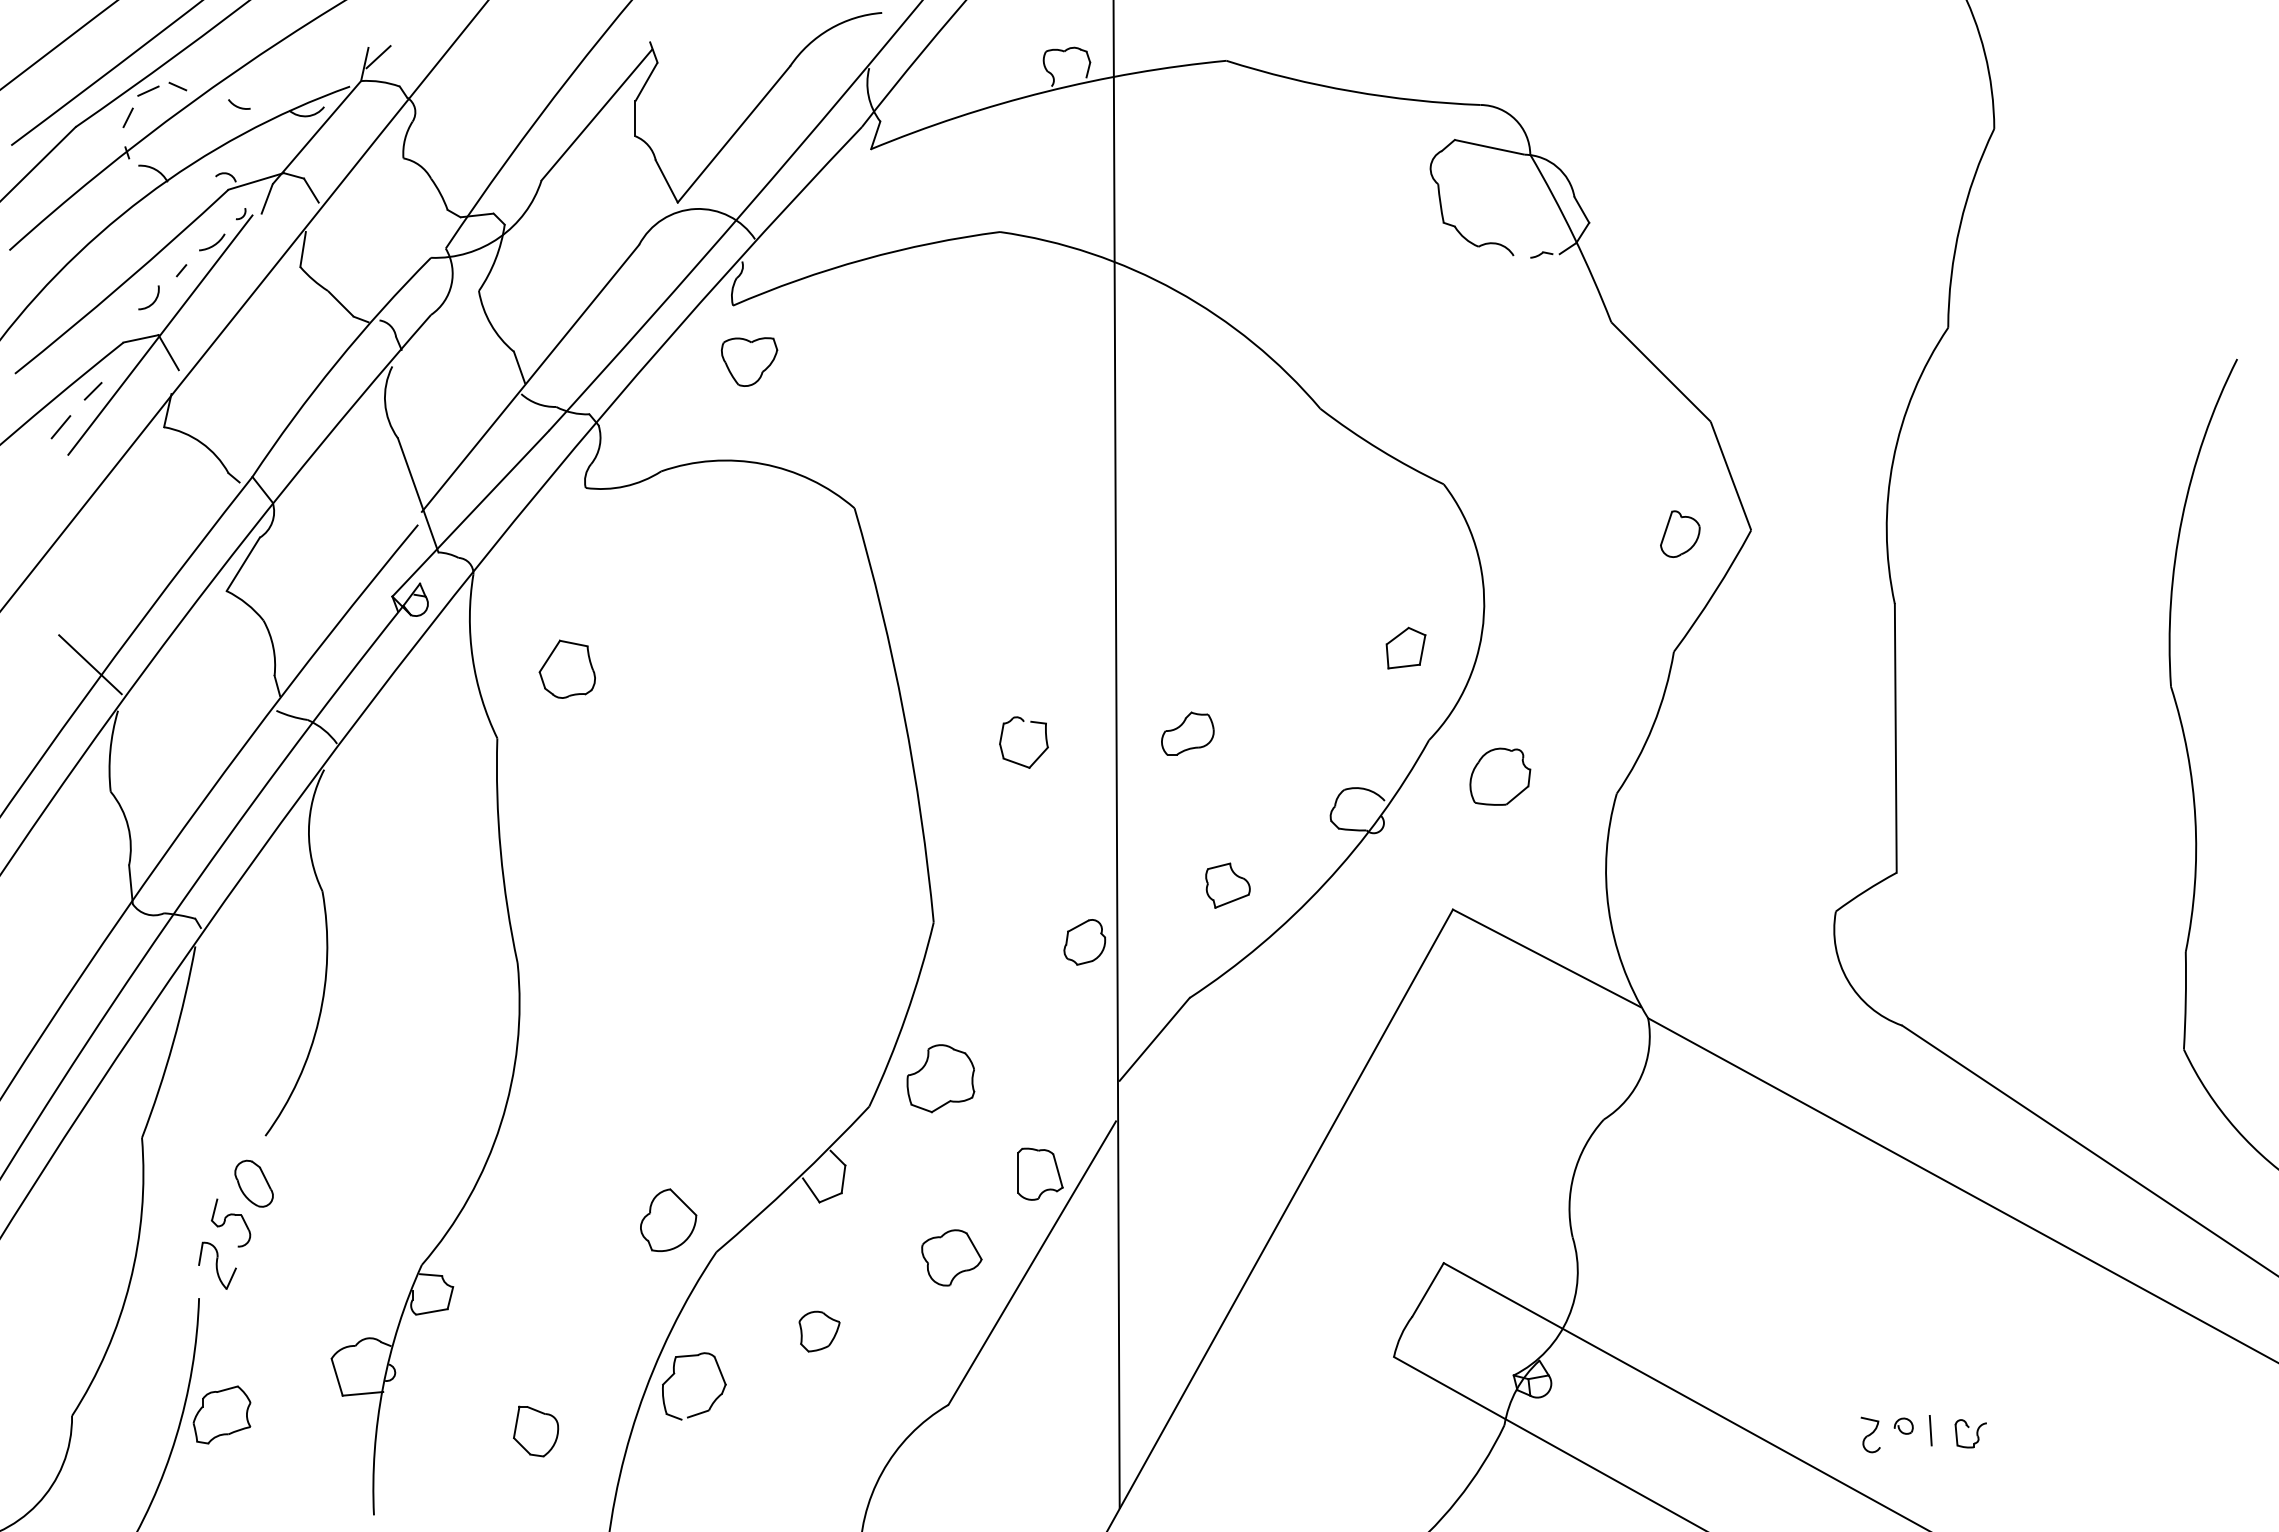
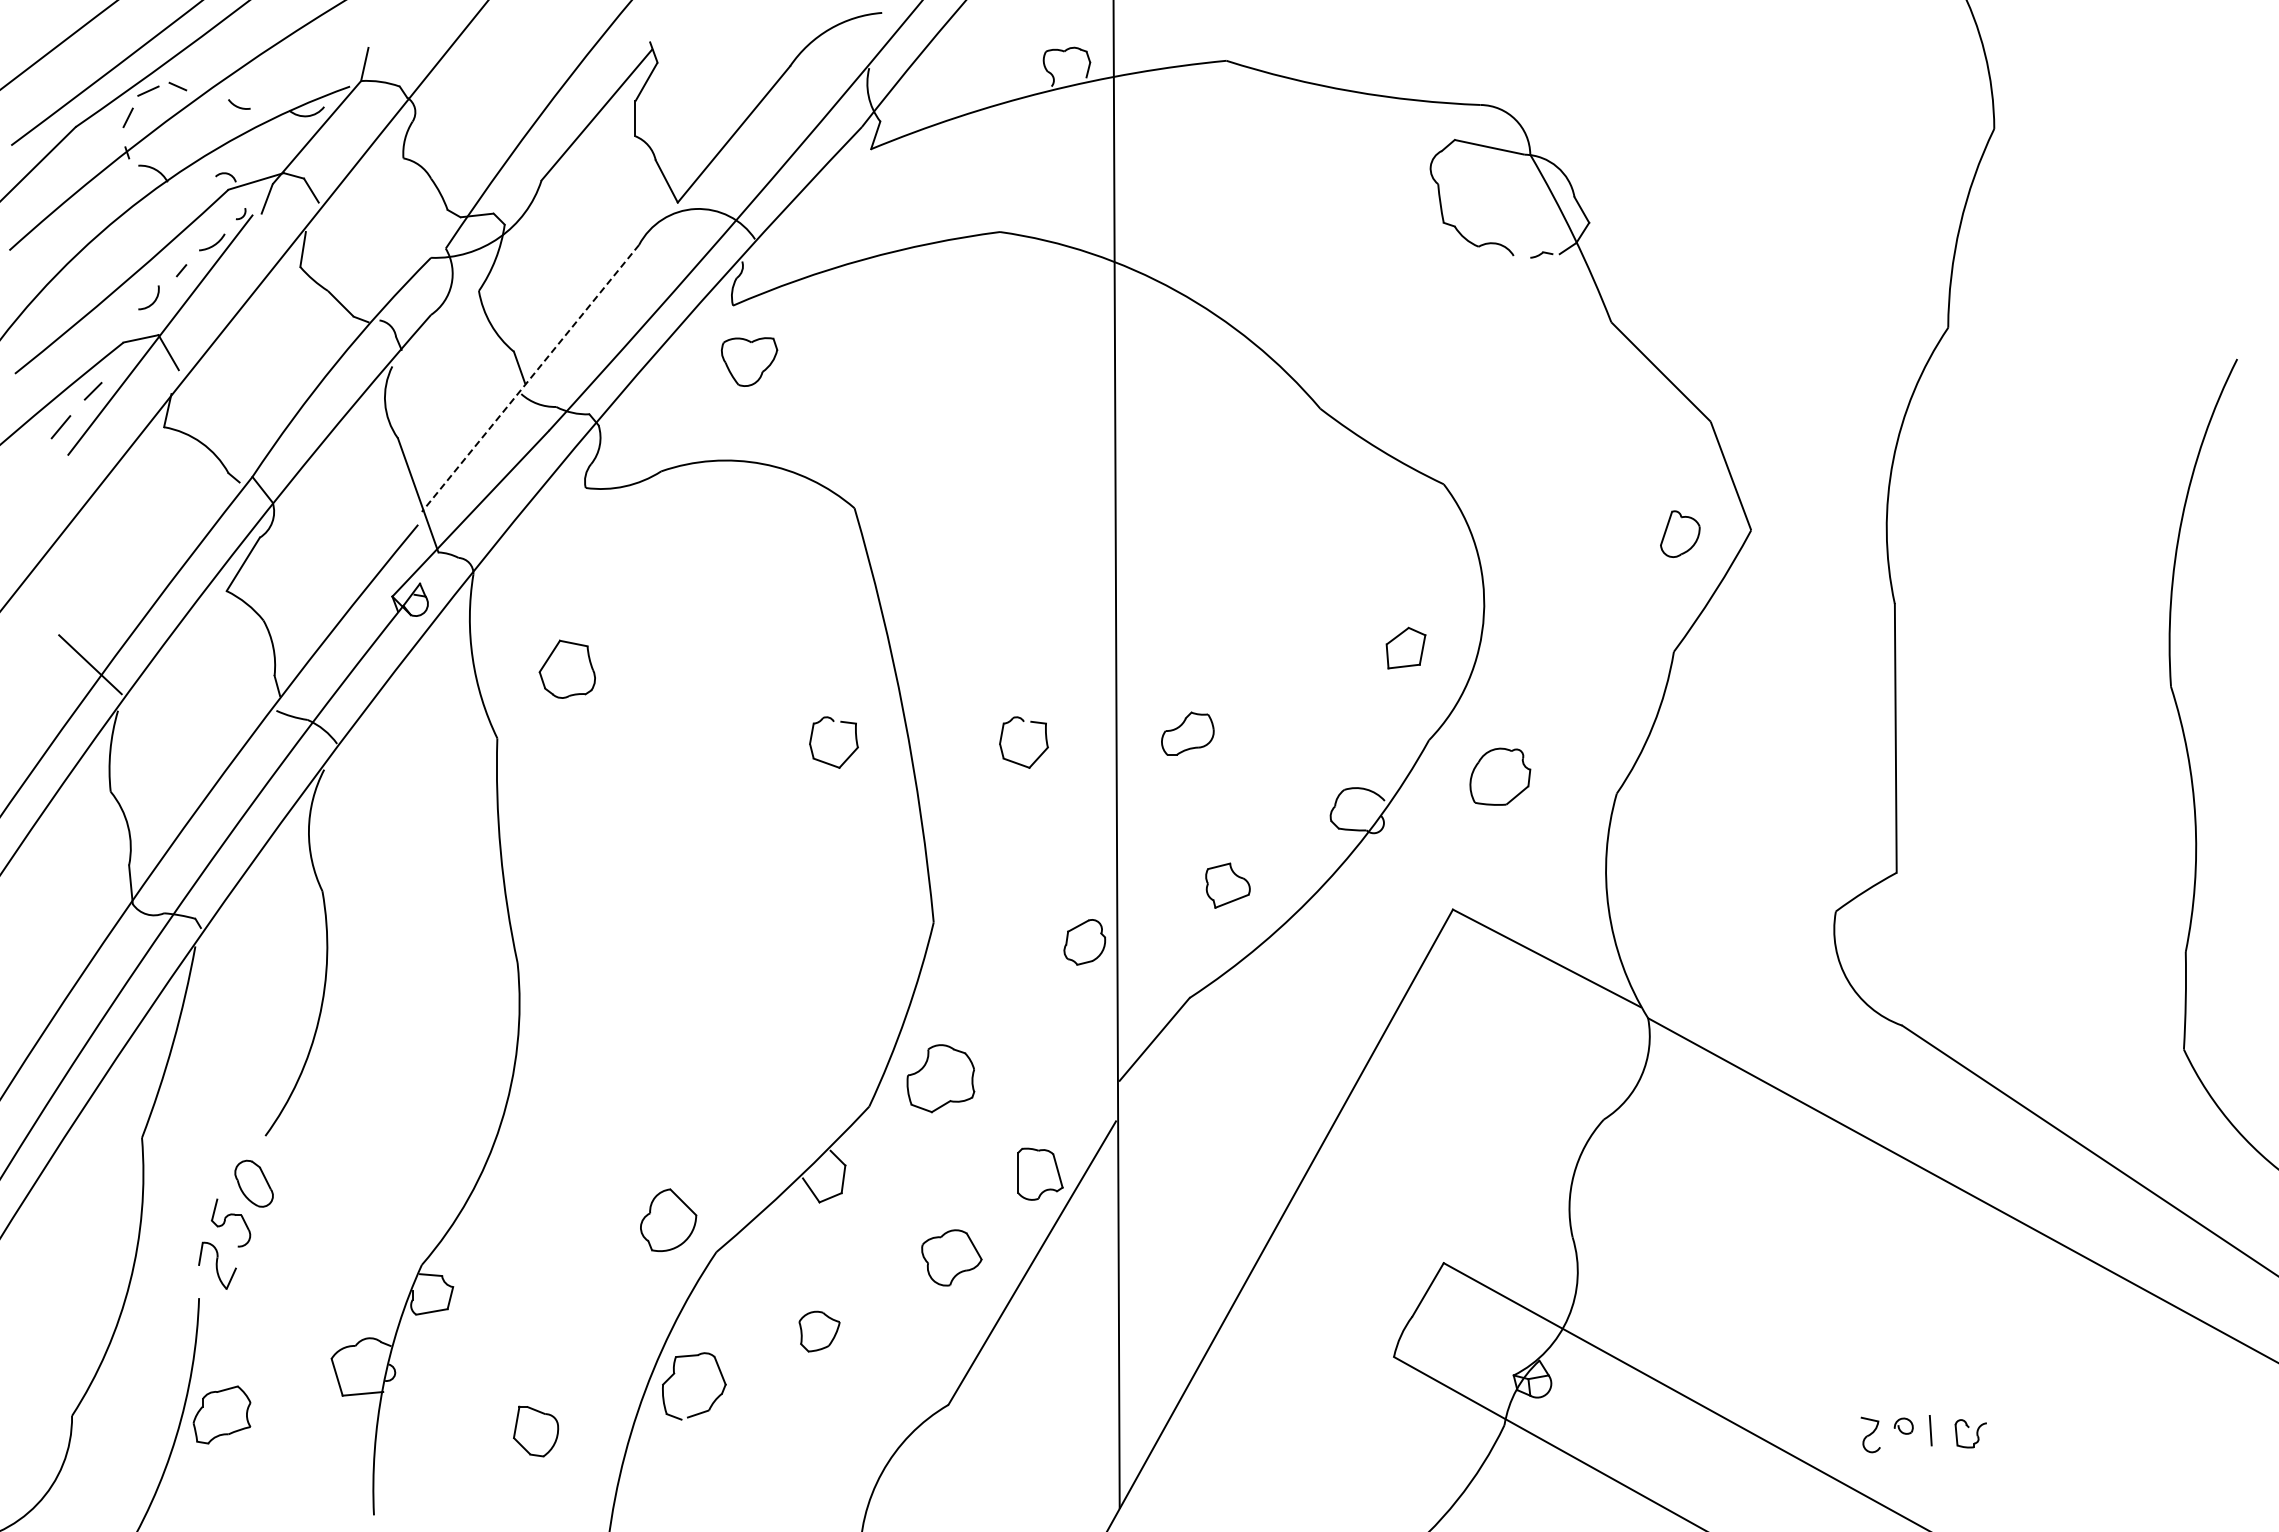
line: present -> none (378, 57)
line: solid -> dashed (530, 378)
part: none -> present (848, 756)
